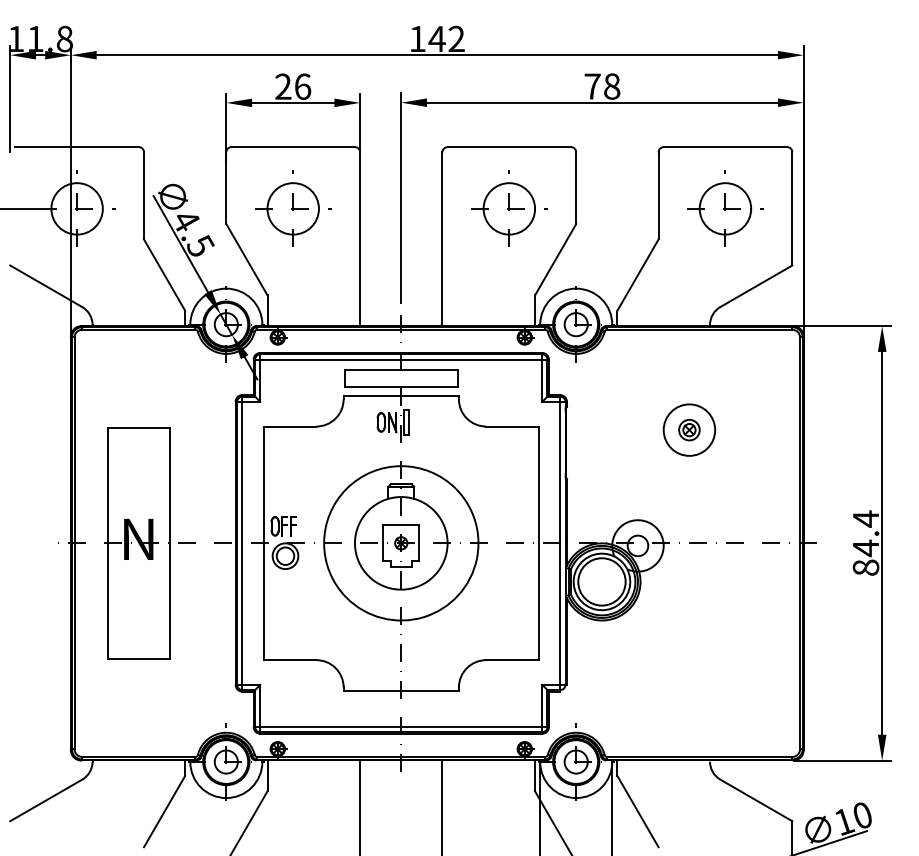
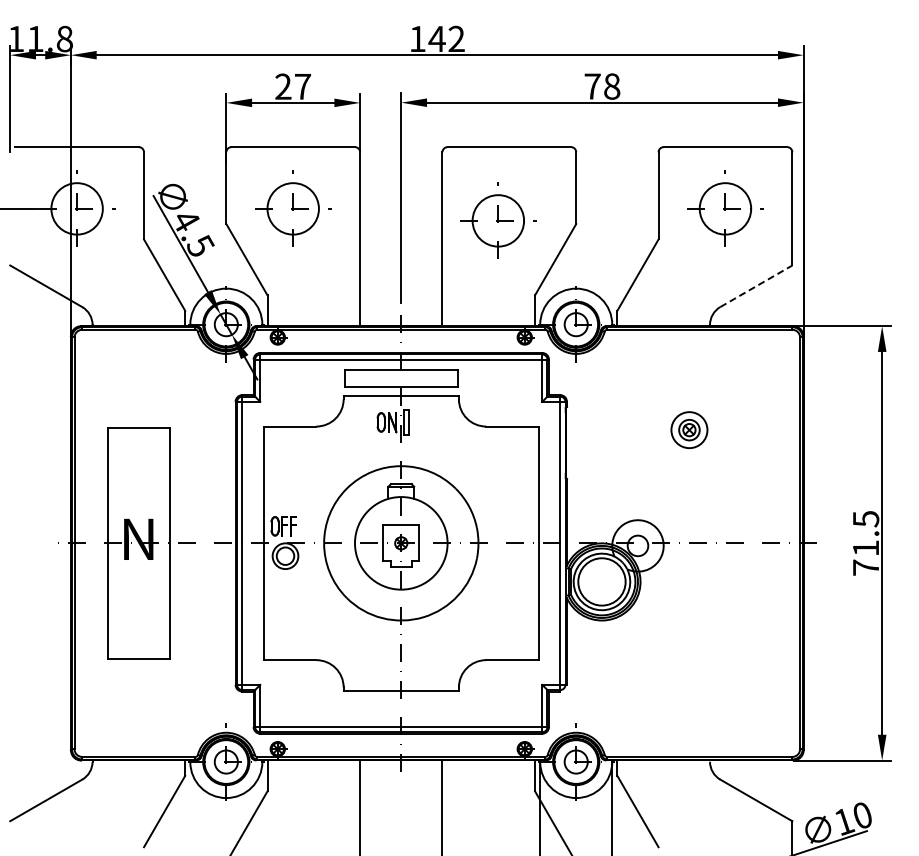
text: 26 -> 27 (303, 86)
part position: (509, 208) -> (498, 220) (498, 220)
line: solid -> dashed (756, 286)
circle diameter: 51 px -> 36 px (689, 430)
text: 84.4 -> 71.5 (865, 542)
